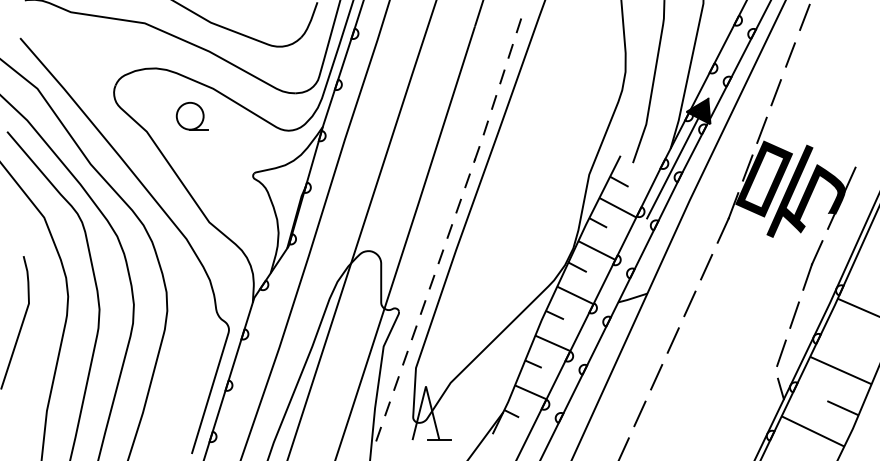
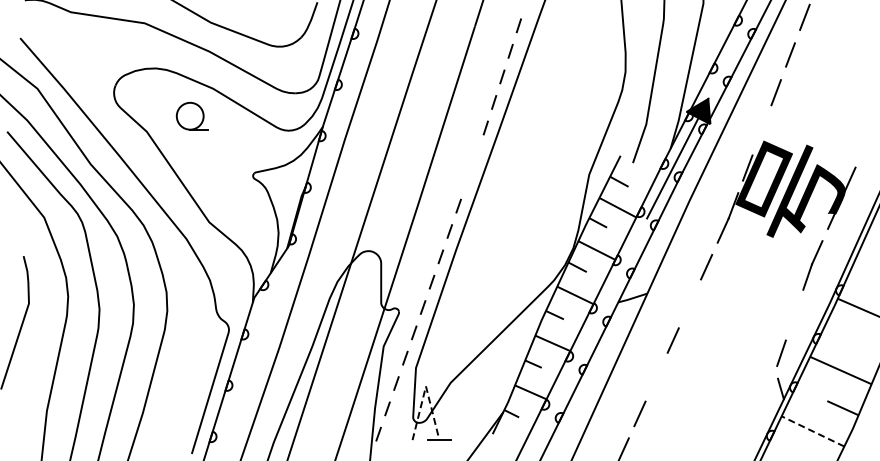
line: present -> none (761, 129)
line: present -> none (476, 154)
line: present -> none (467, 180)
line: present -> none (689, 303)
line: present -> none (794, 314)
line: present -> none (656, 377)
line: solid -> dashed (425, 386)
line: solid -> dashed (813, 431)
